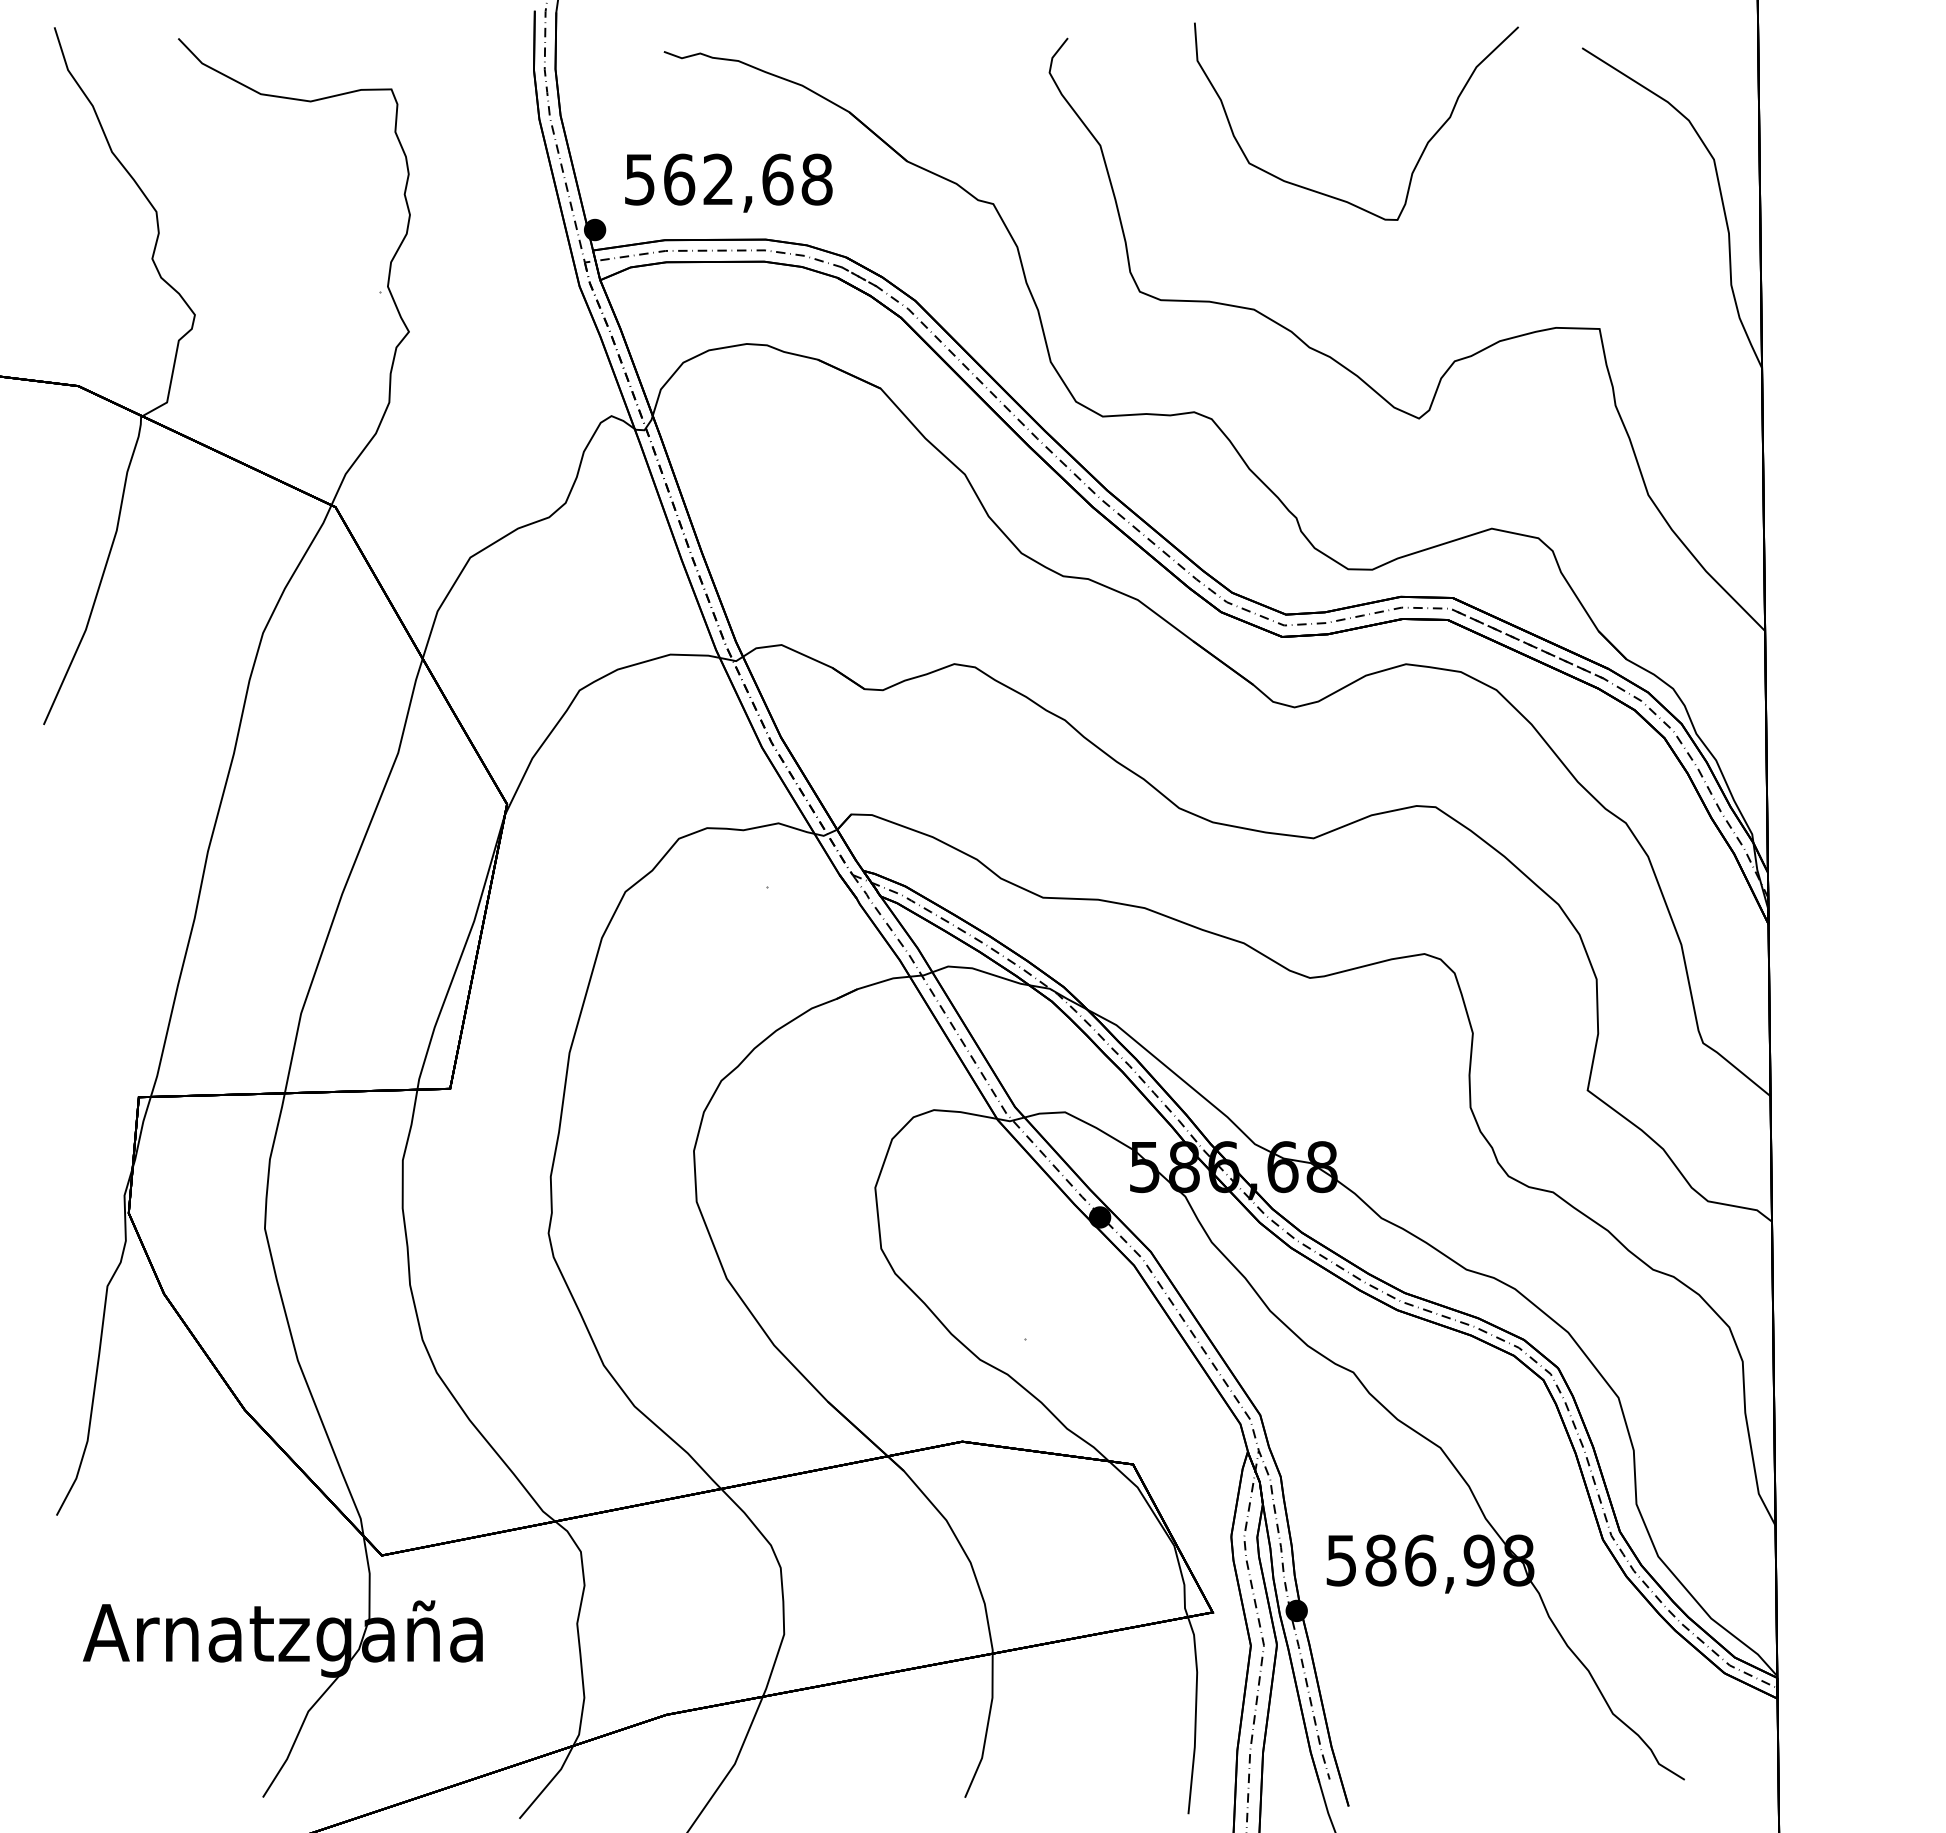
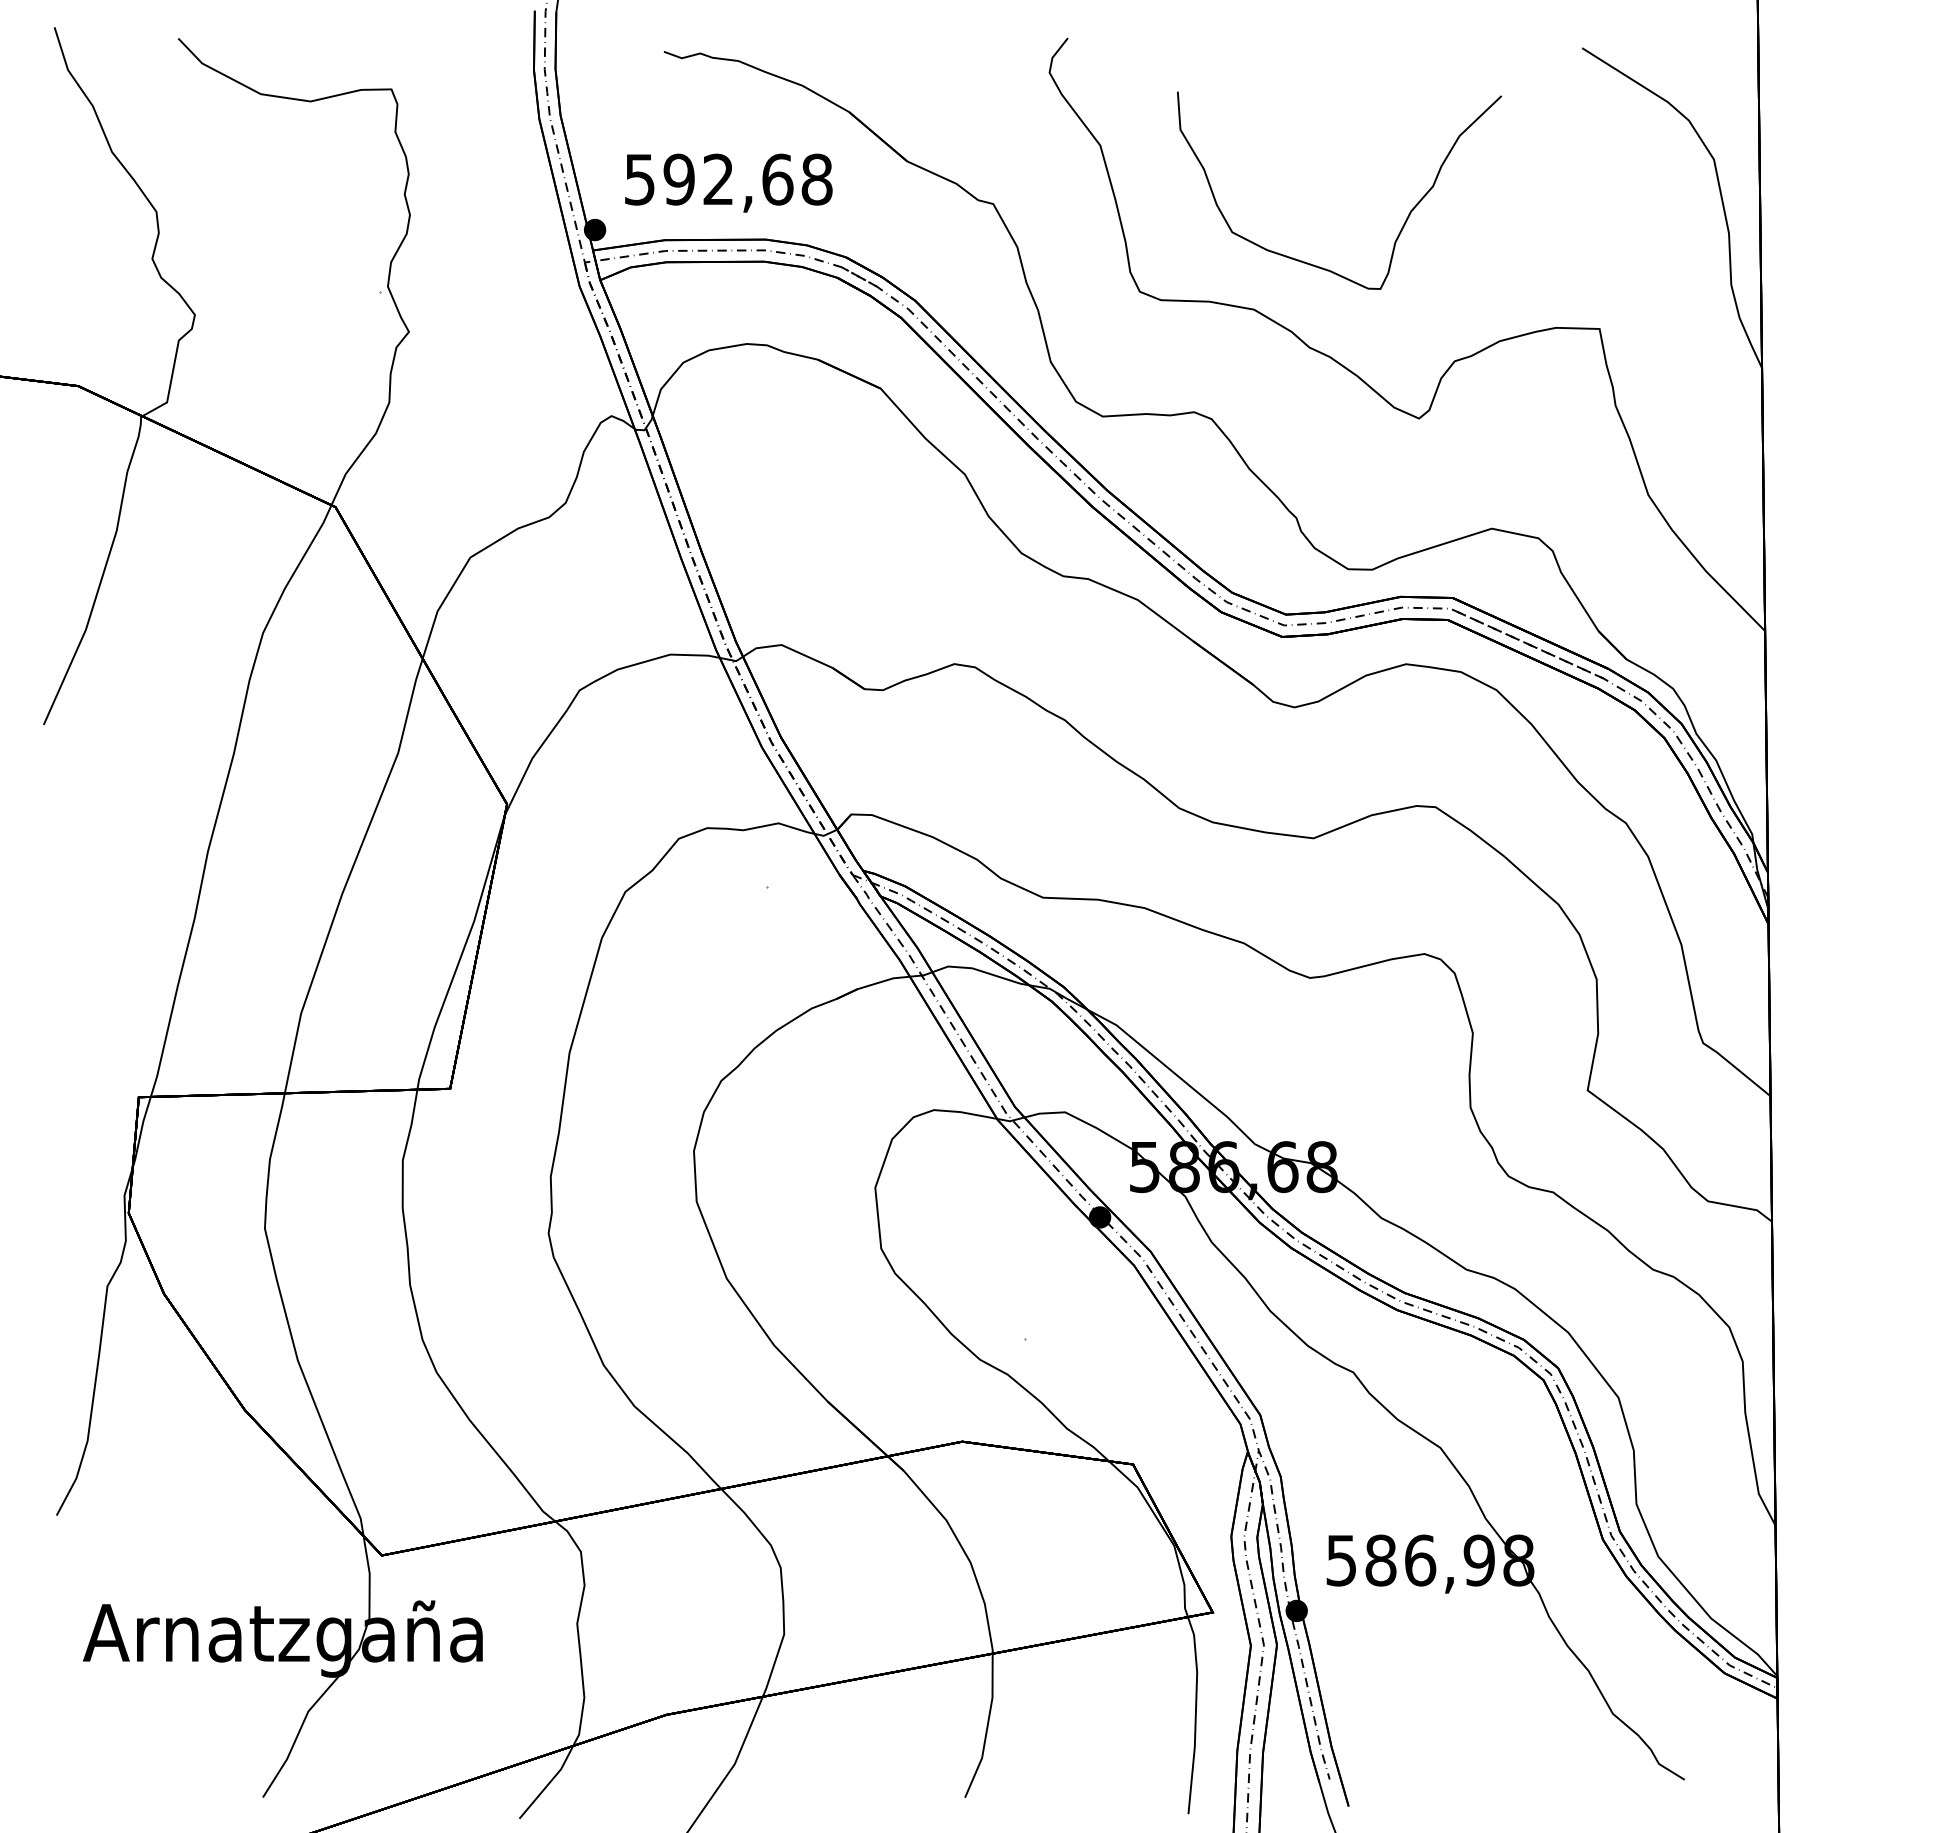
curve position: (1421, 153) -> (1404, 222) (1404, 222)
text: 562,68 -> 592,68 (679, 179)
